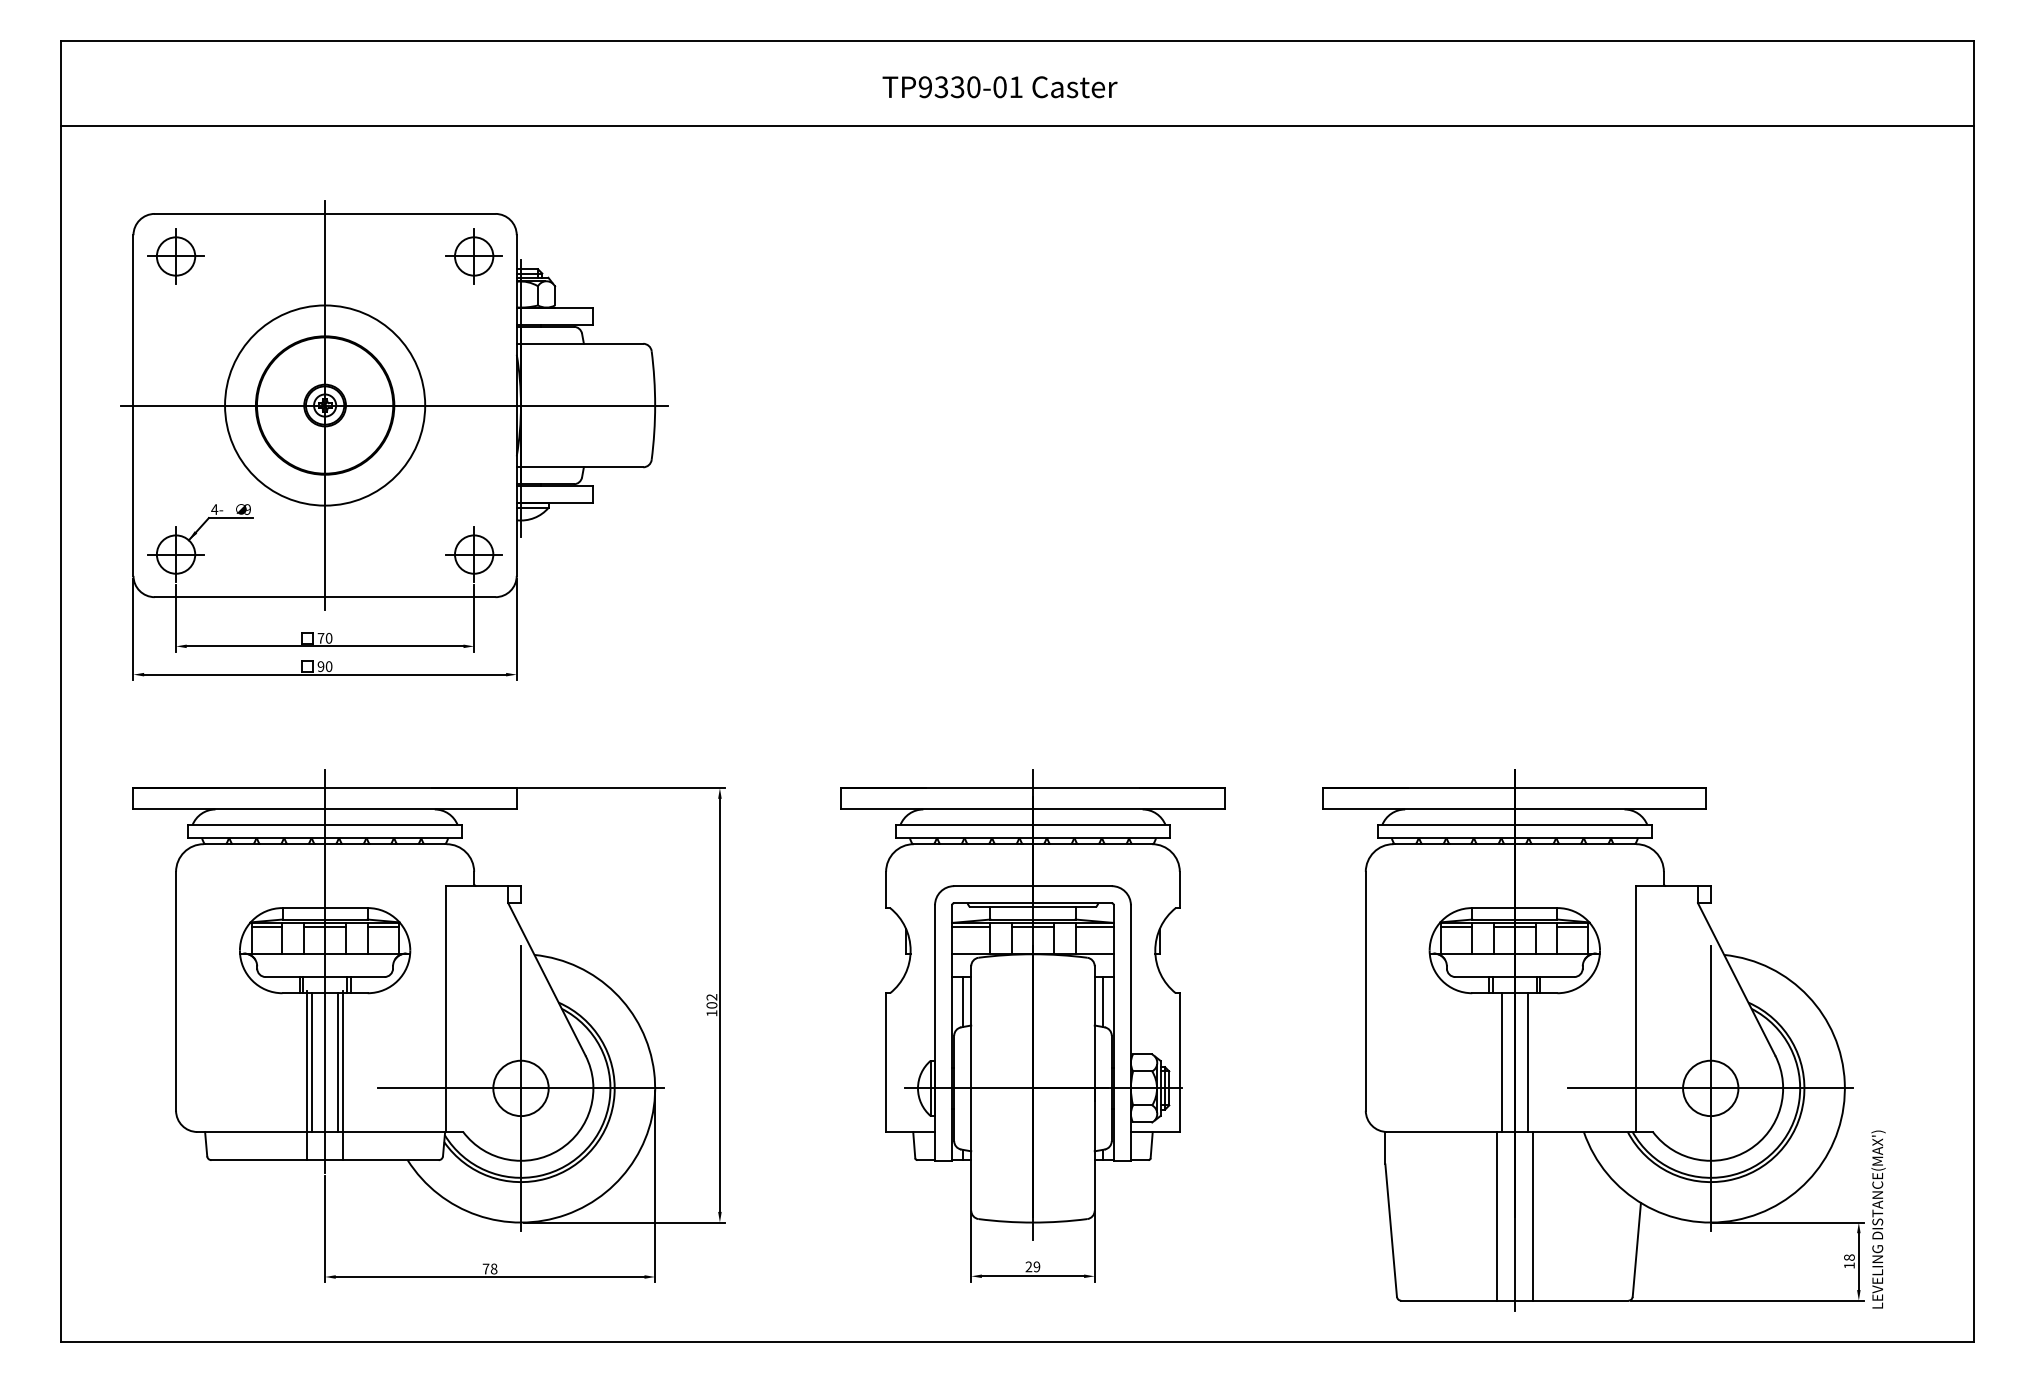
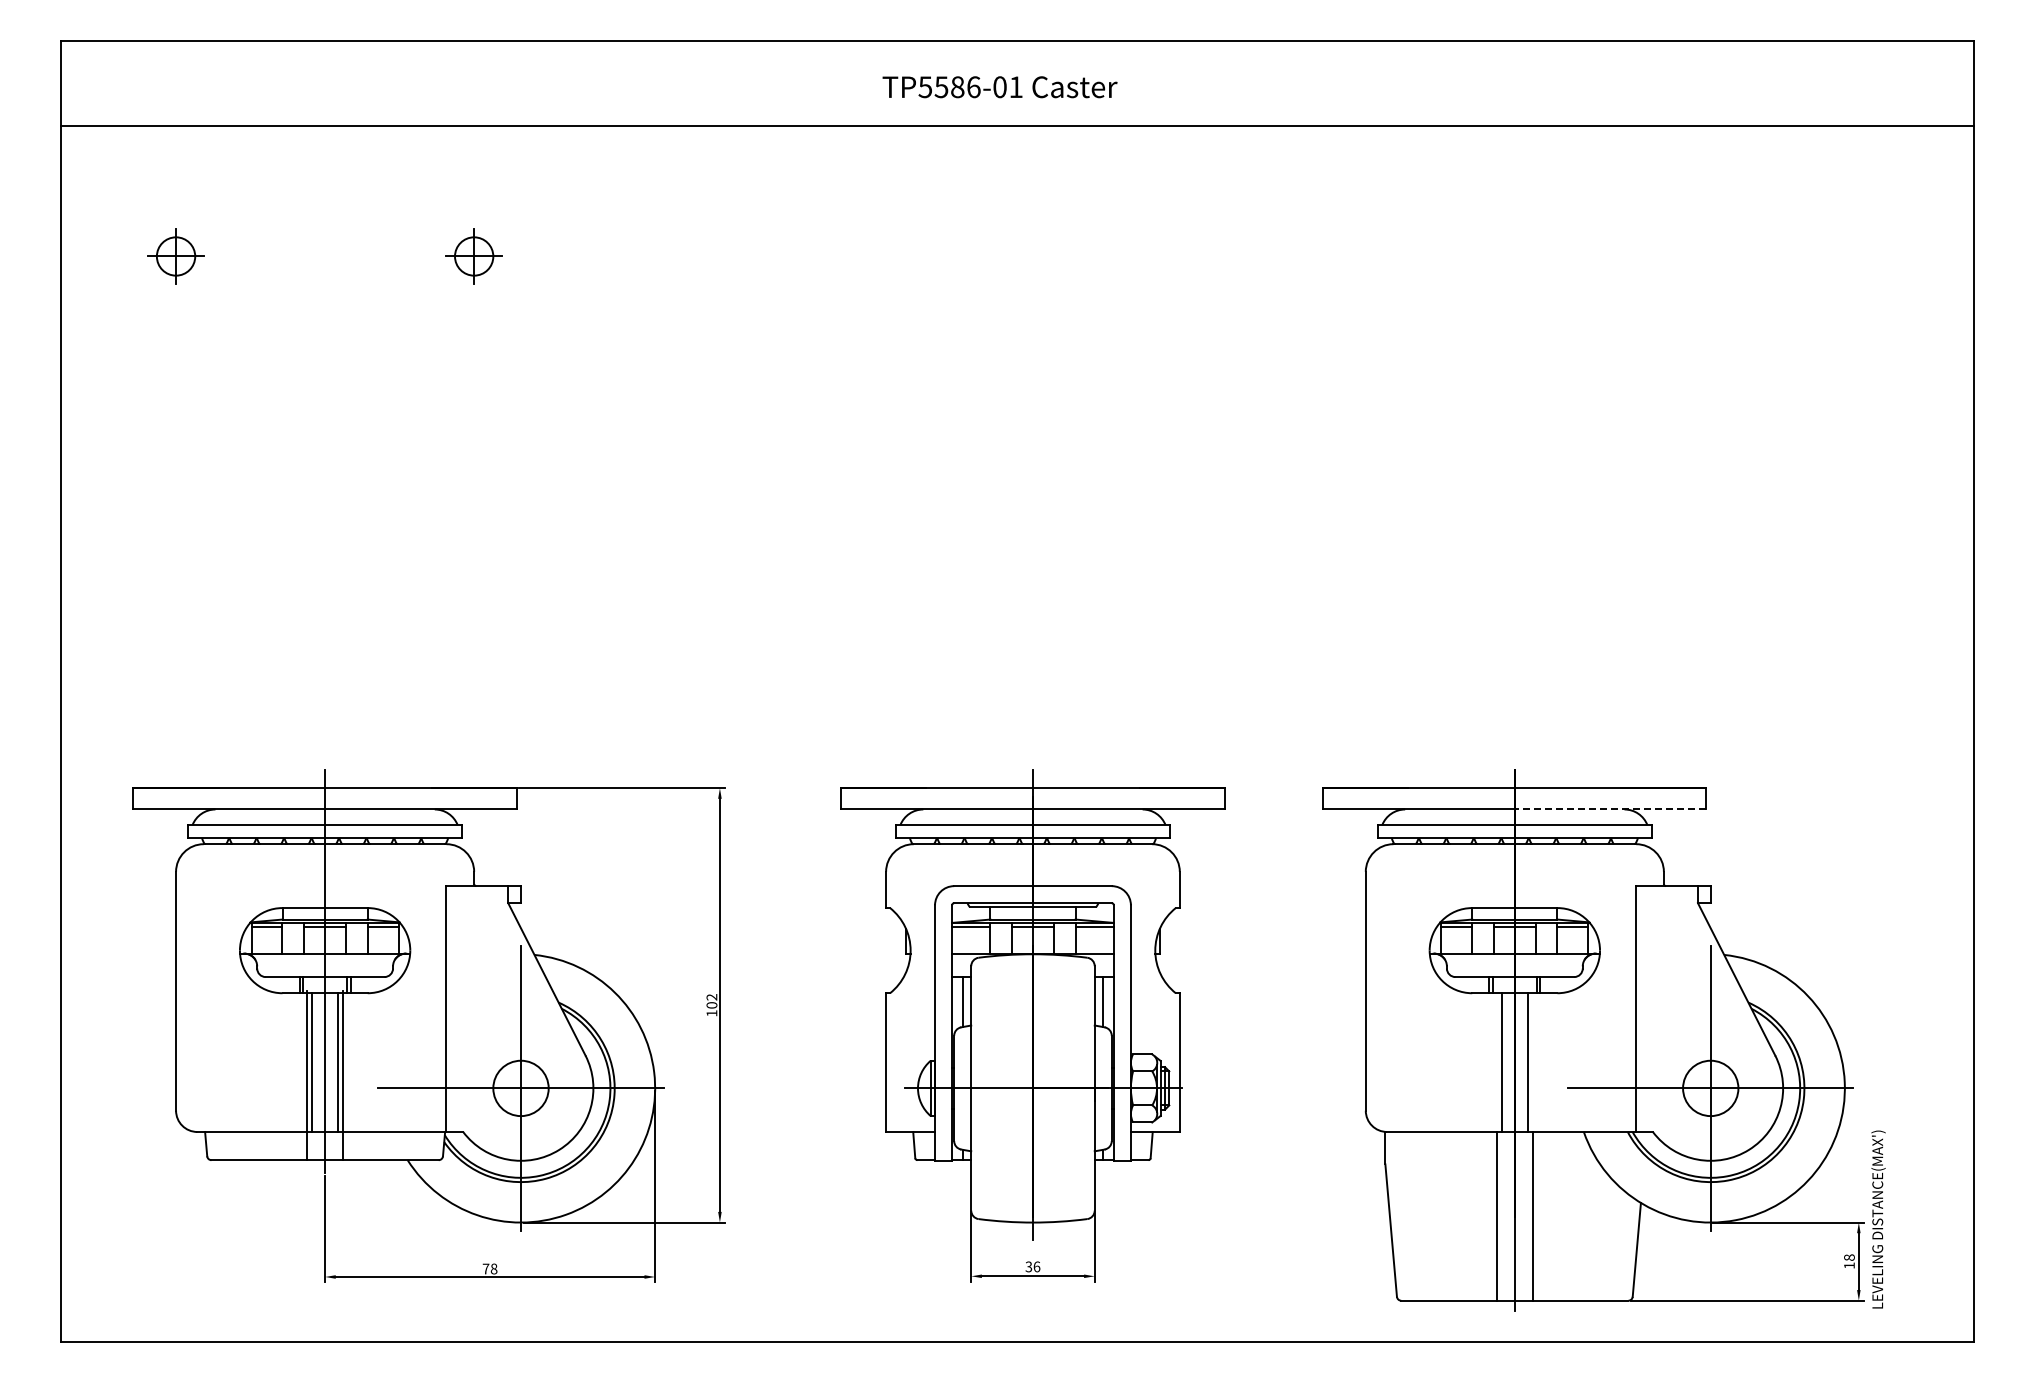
text: TP9330-01 -> TP5586-01 (949, 87)
part: present -> none (394, 440)
line: solid -> dashed (1610, 809)
text: 29 -> 36 (1032, 1266)
